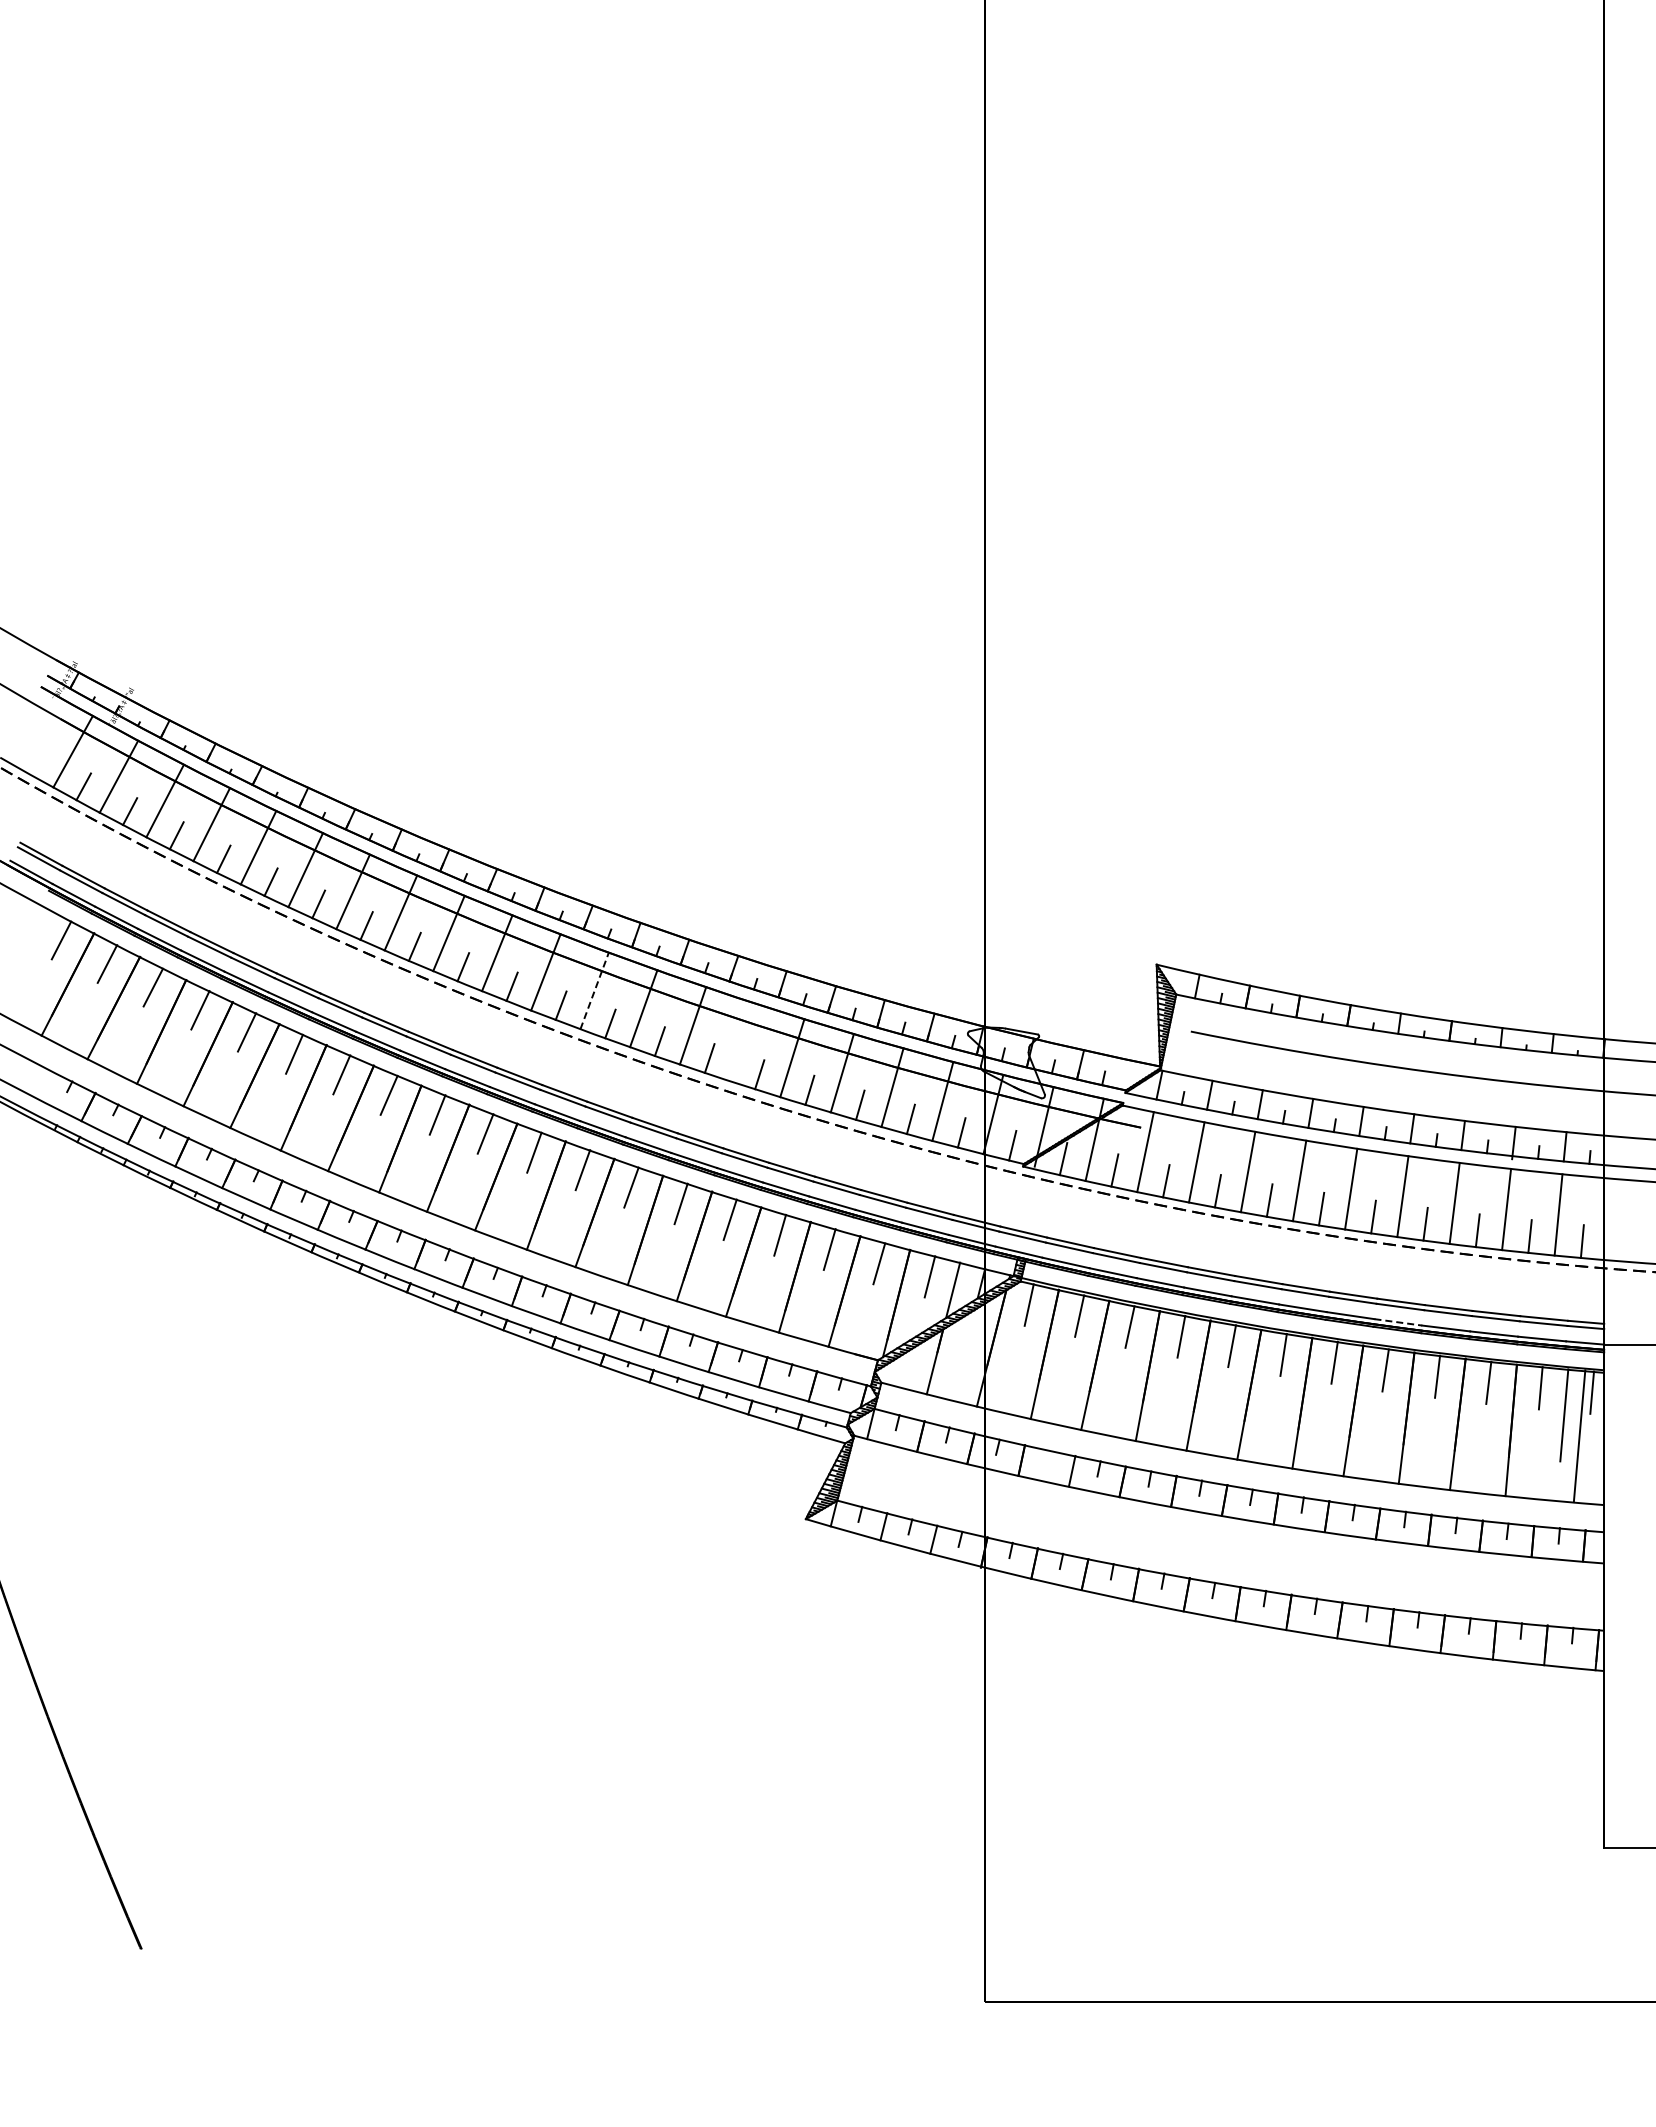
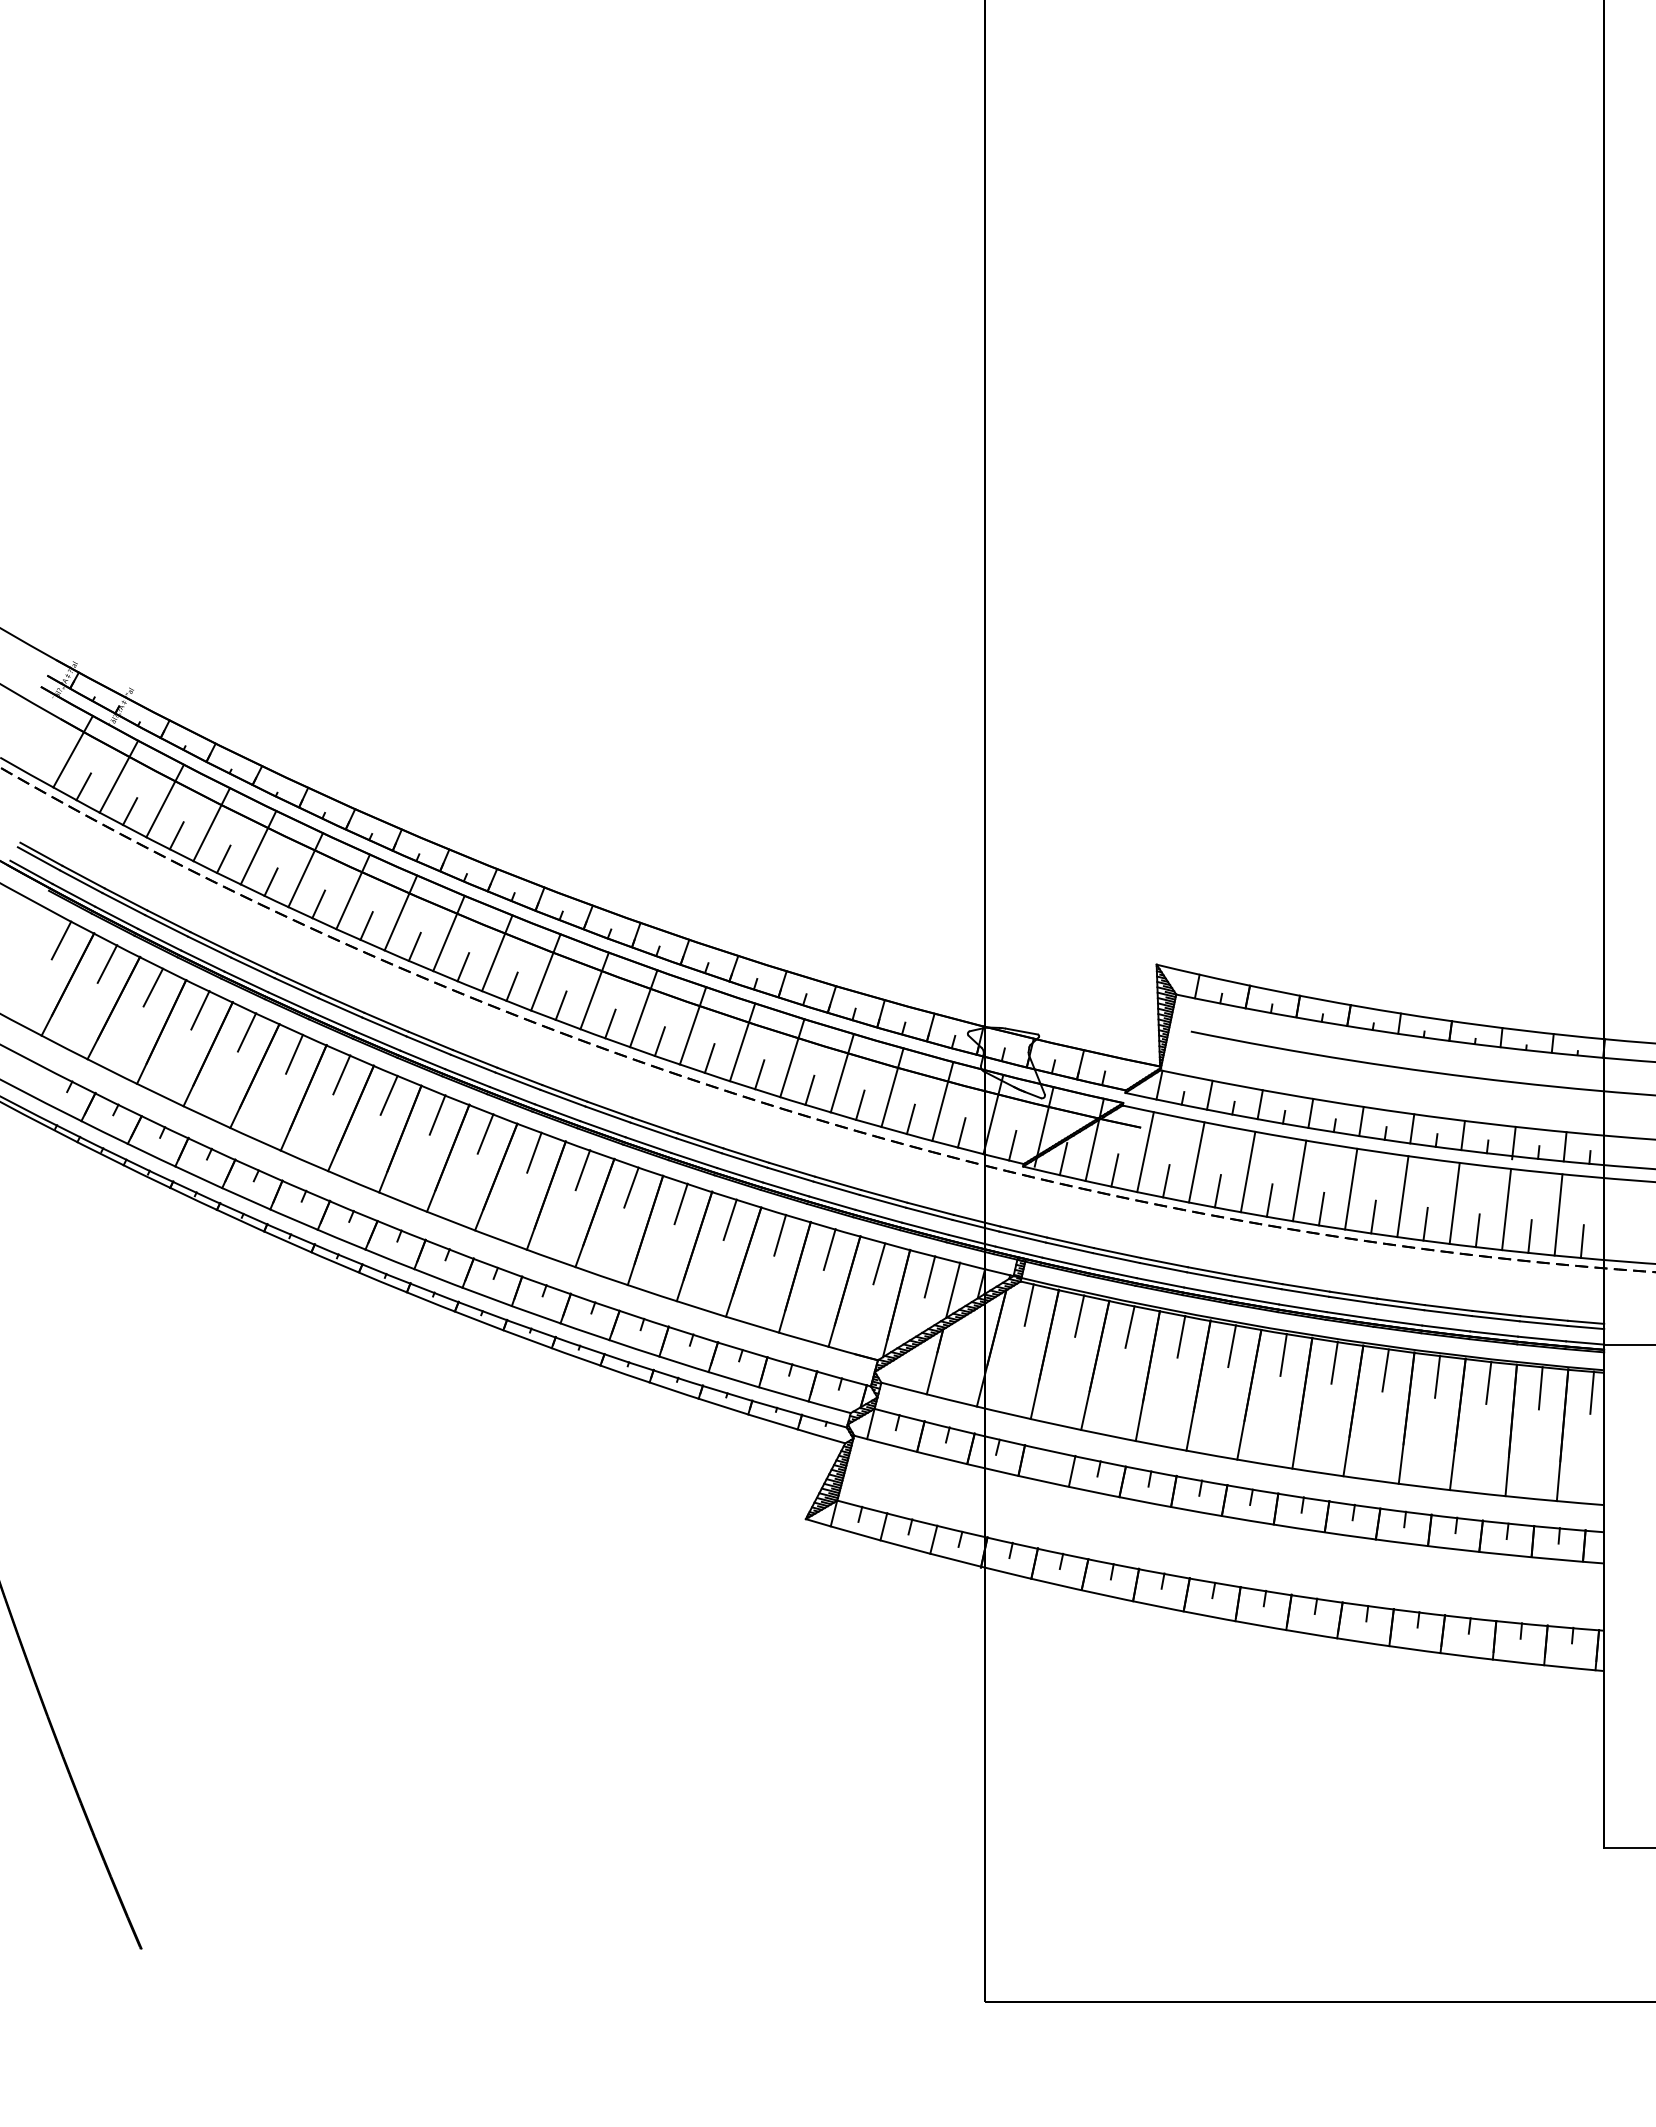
line: dashed -> solid (594, 990)
line: none -> present (742, 1042)
line: dashed -> solid (1398, 1322)
line position: (1579, 1436) -> (1562, 1435) (1562, 1435)
